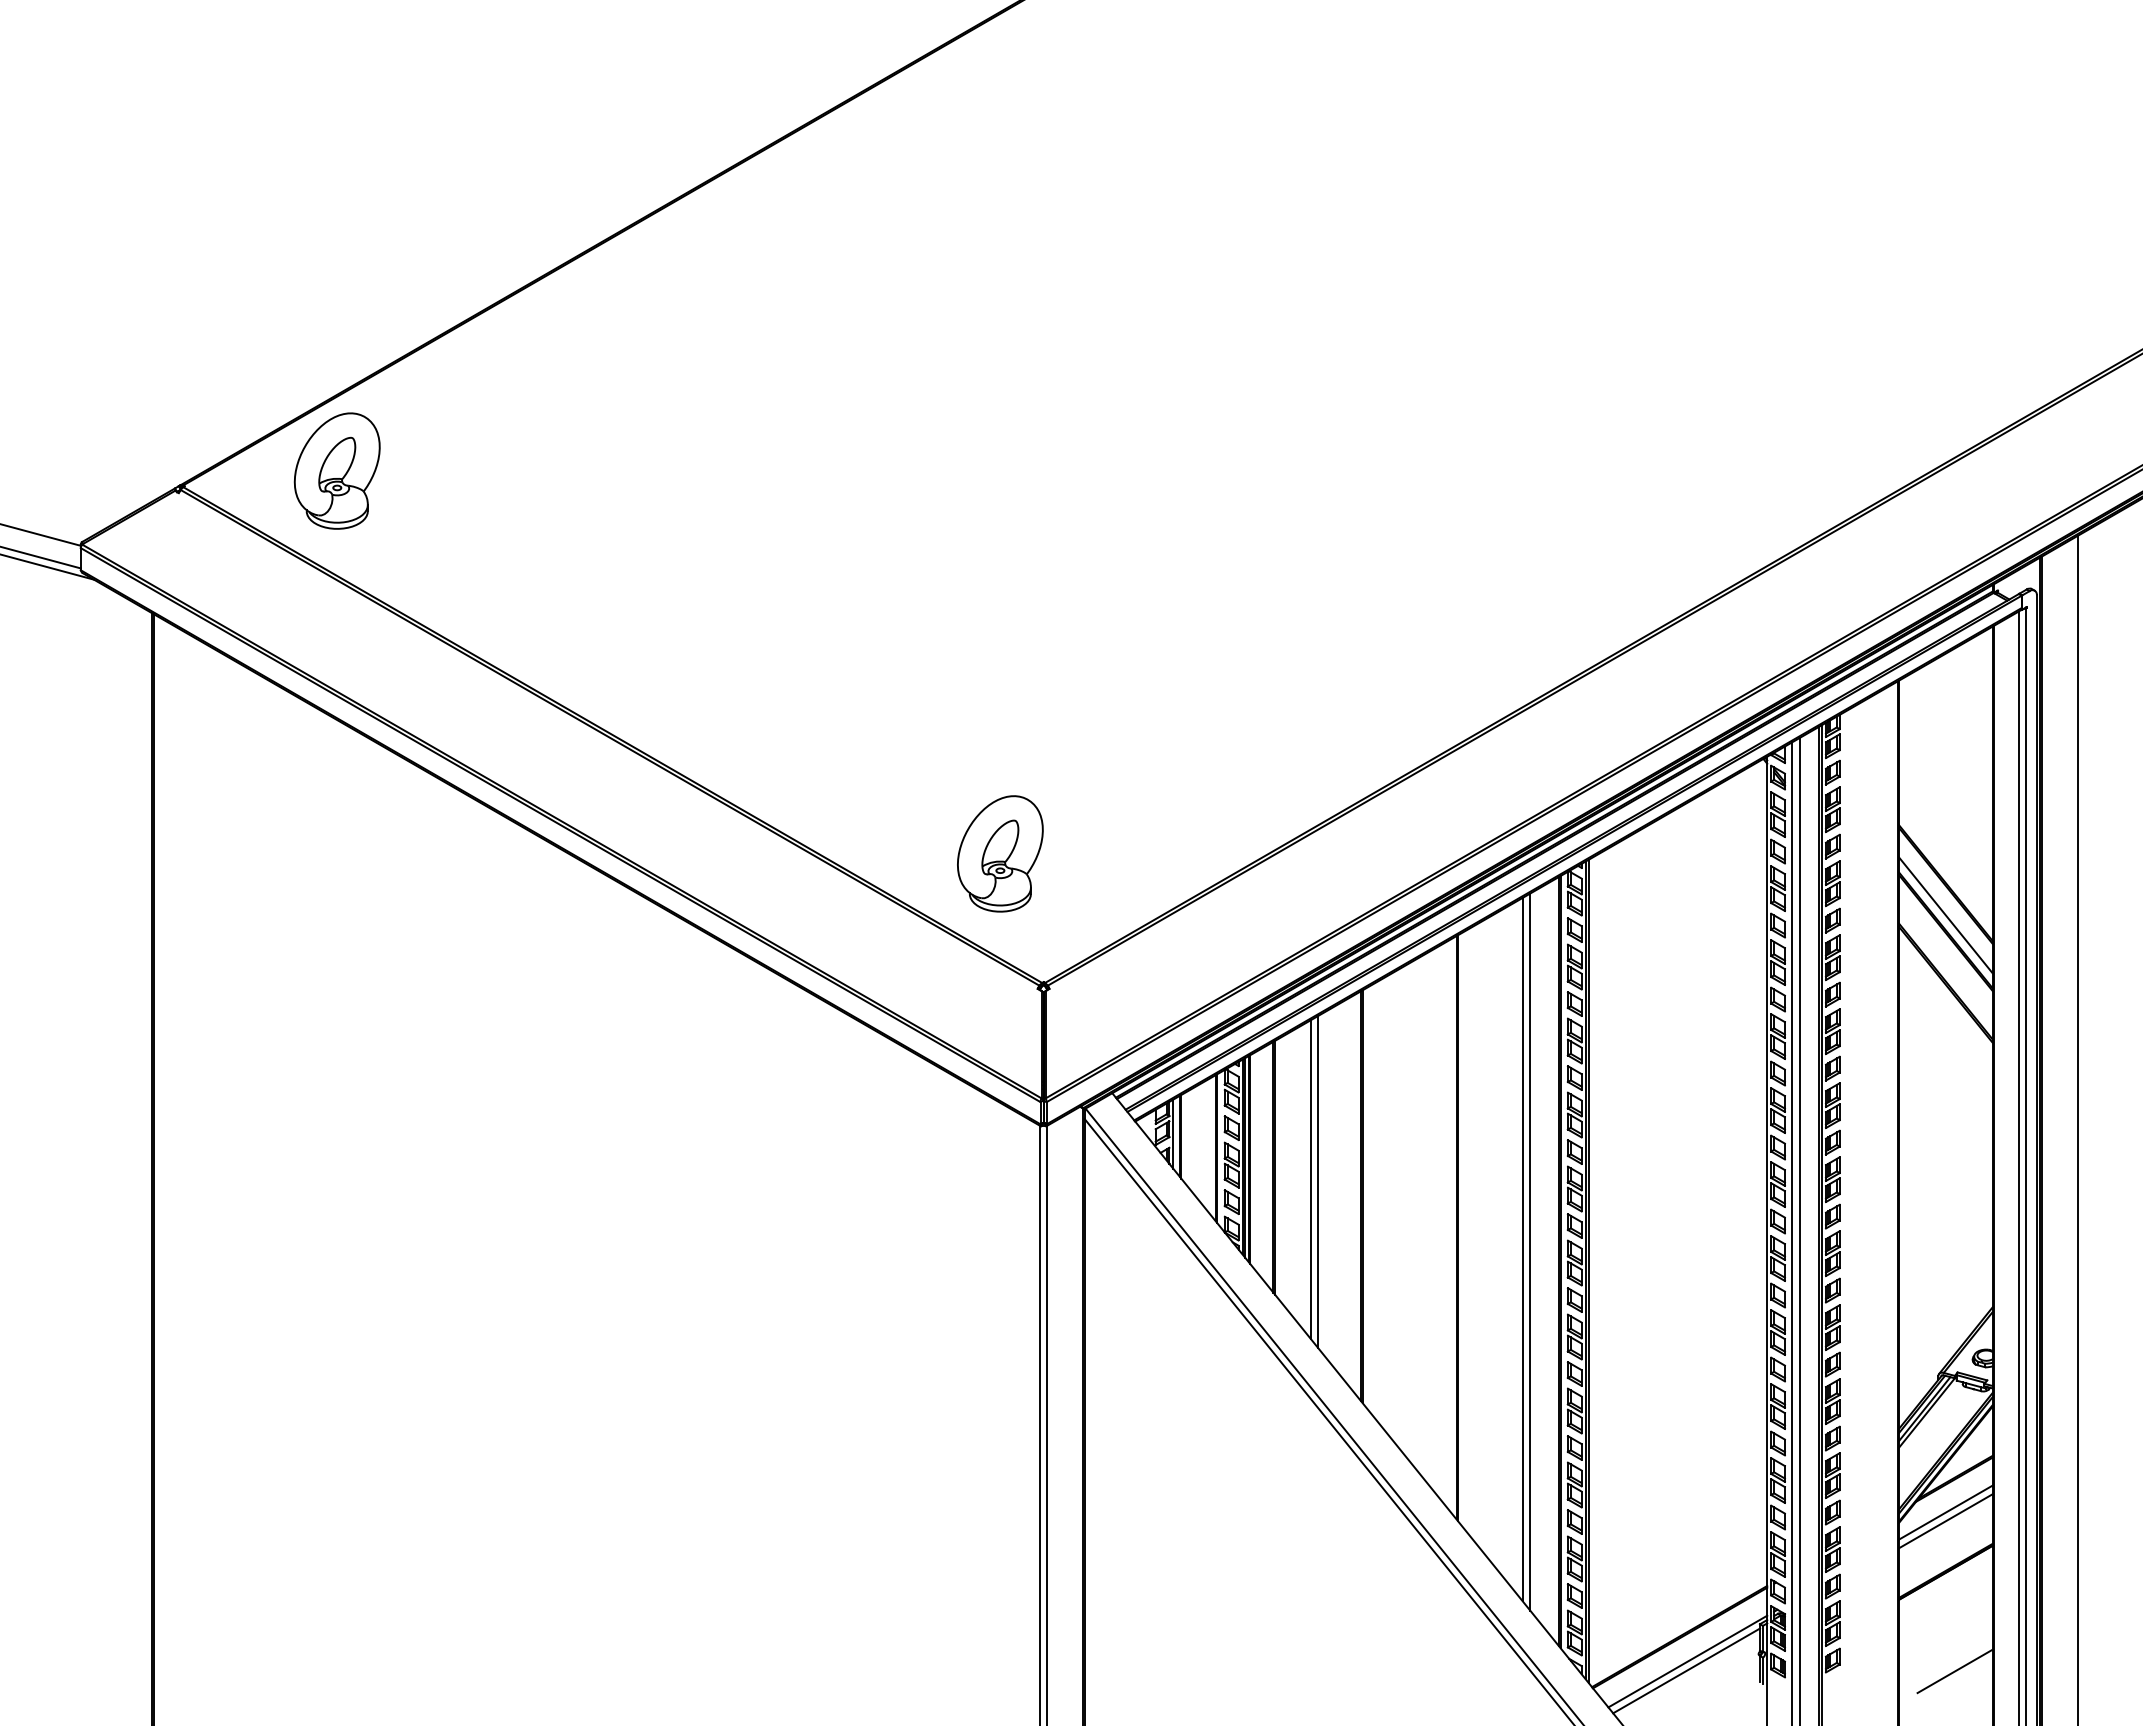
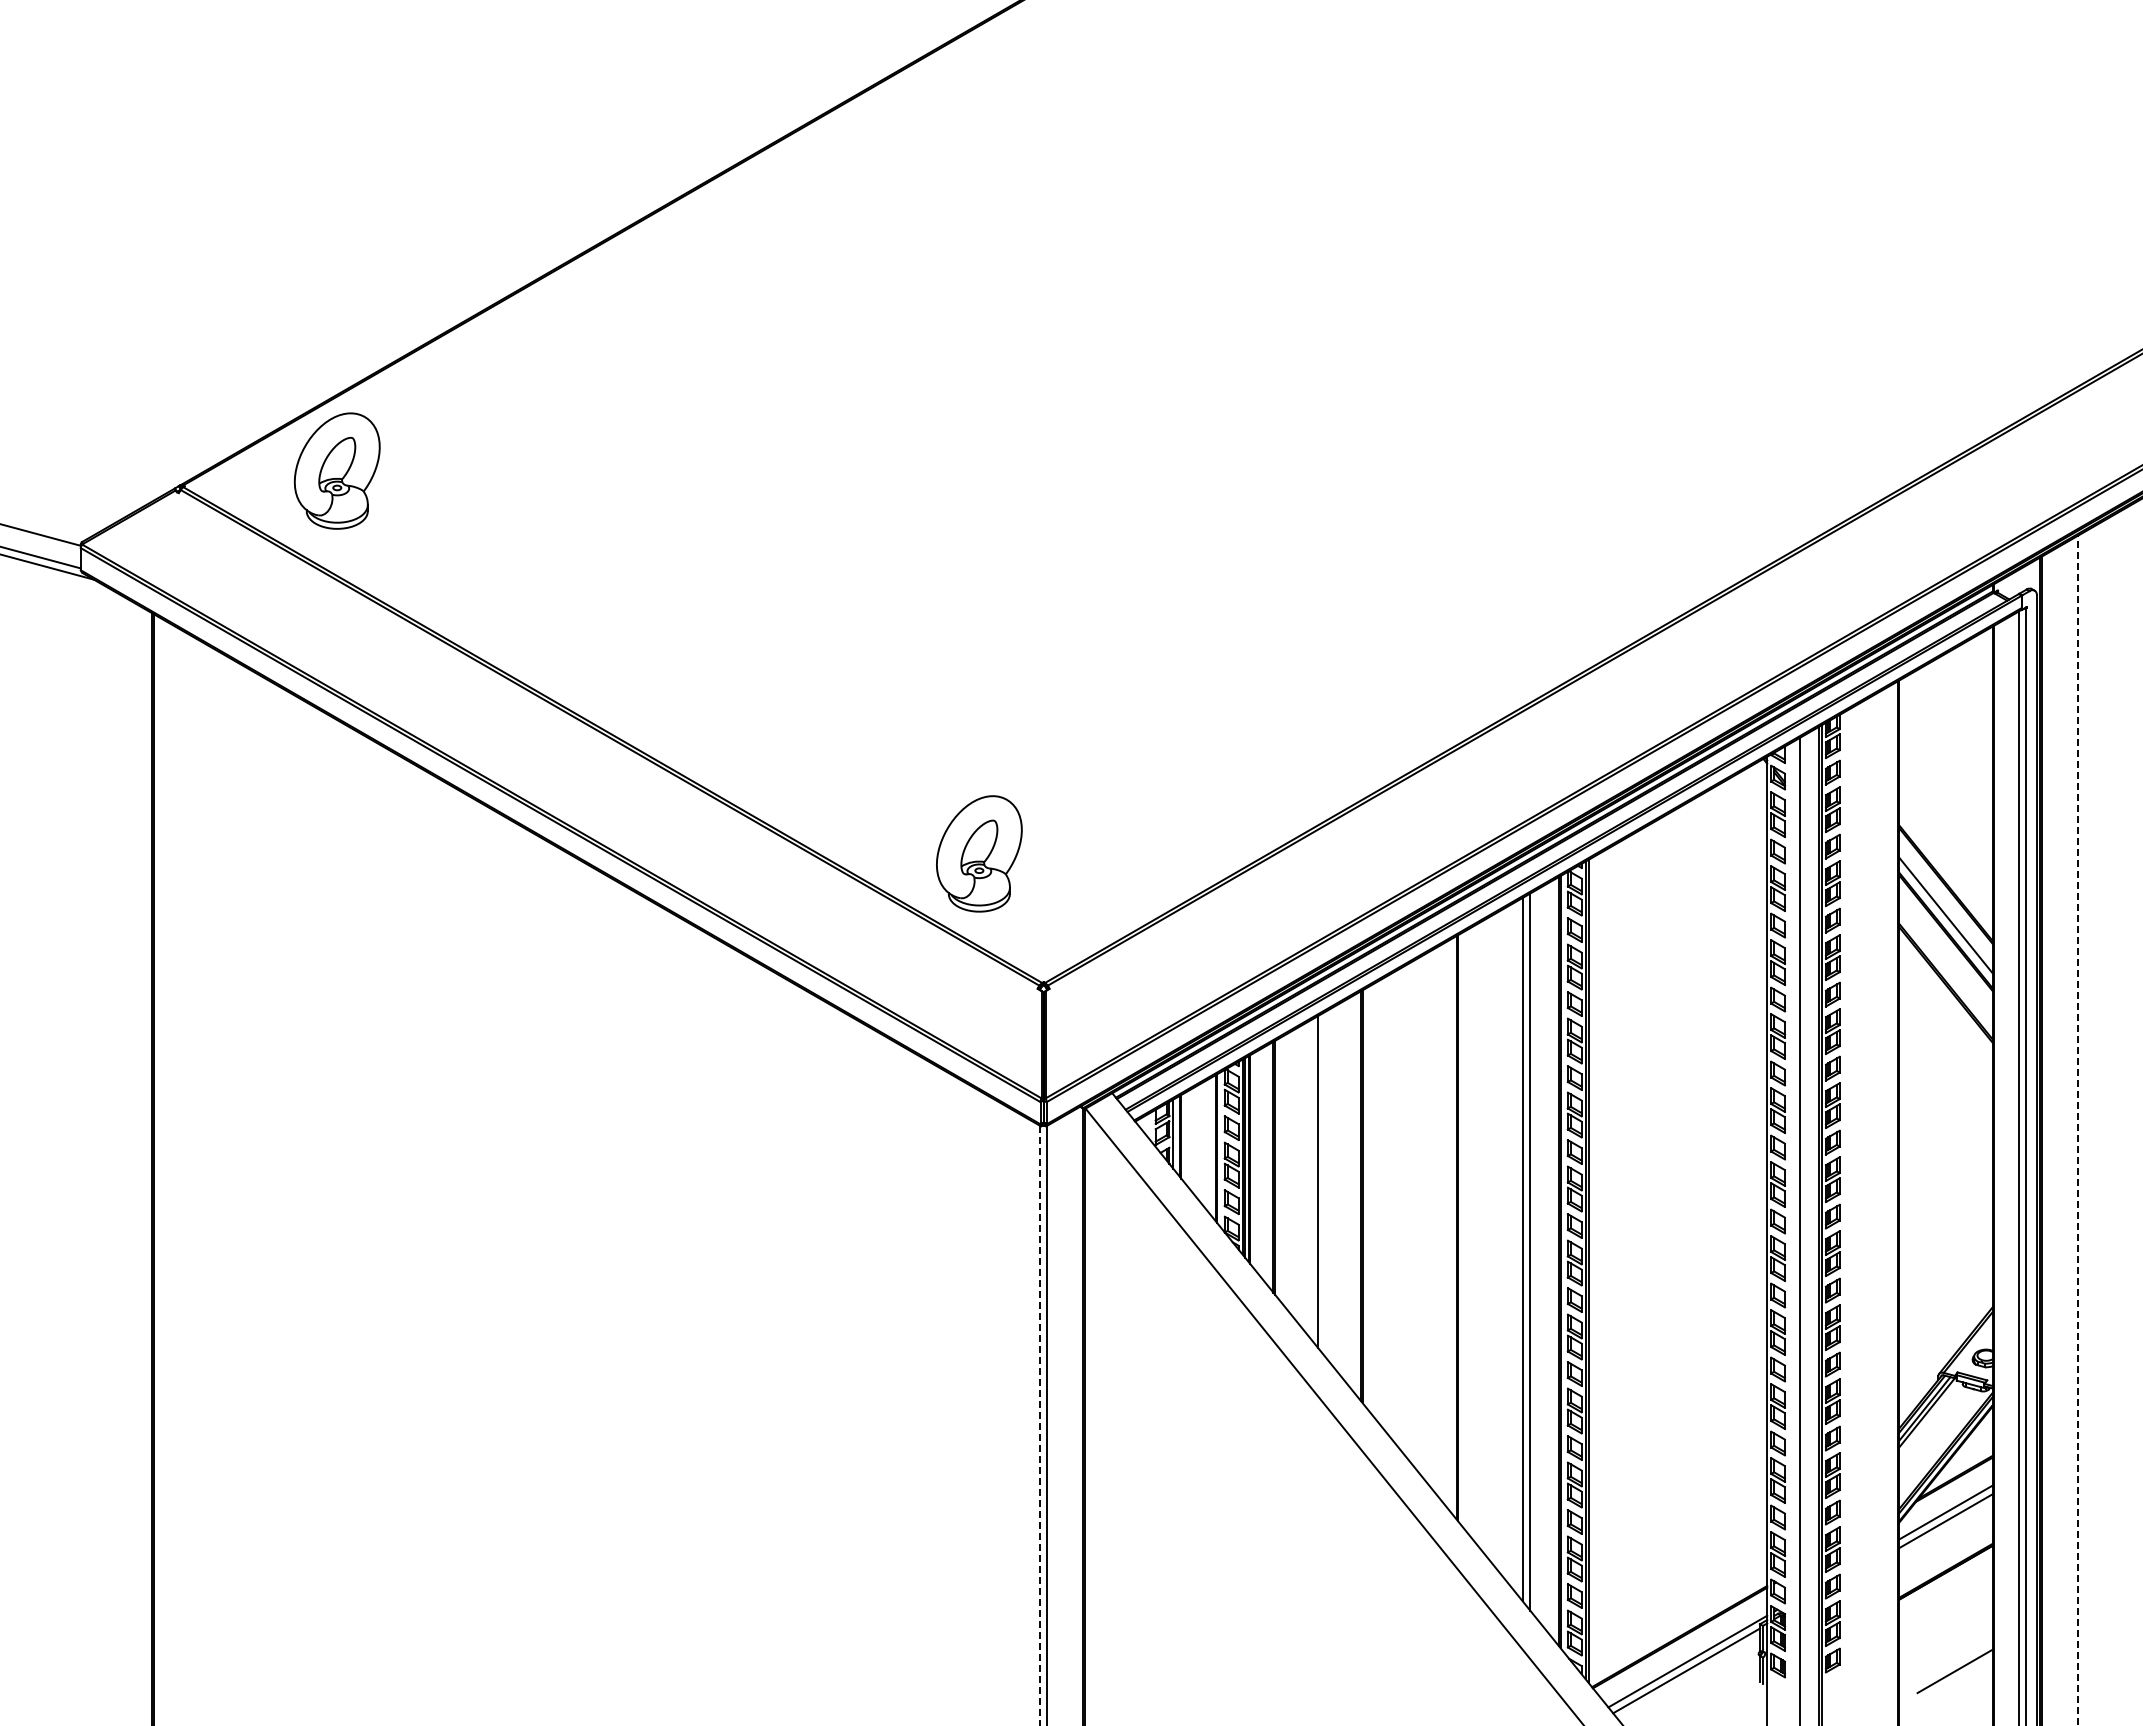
part position: (1000, 853) -> (979, 853) (979, 853)
line: solid -> dashed (2077, 1130)
line: present -> none (1310, 1179)
line: present -> none (1792, 1232)
line: present -> none (1328, 1420)
line: solid -> dashed (1039, 1425)
